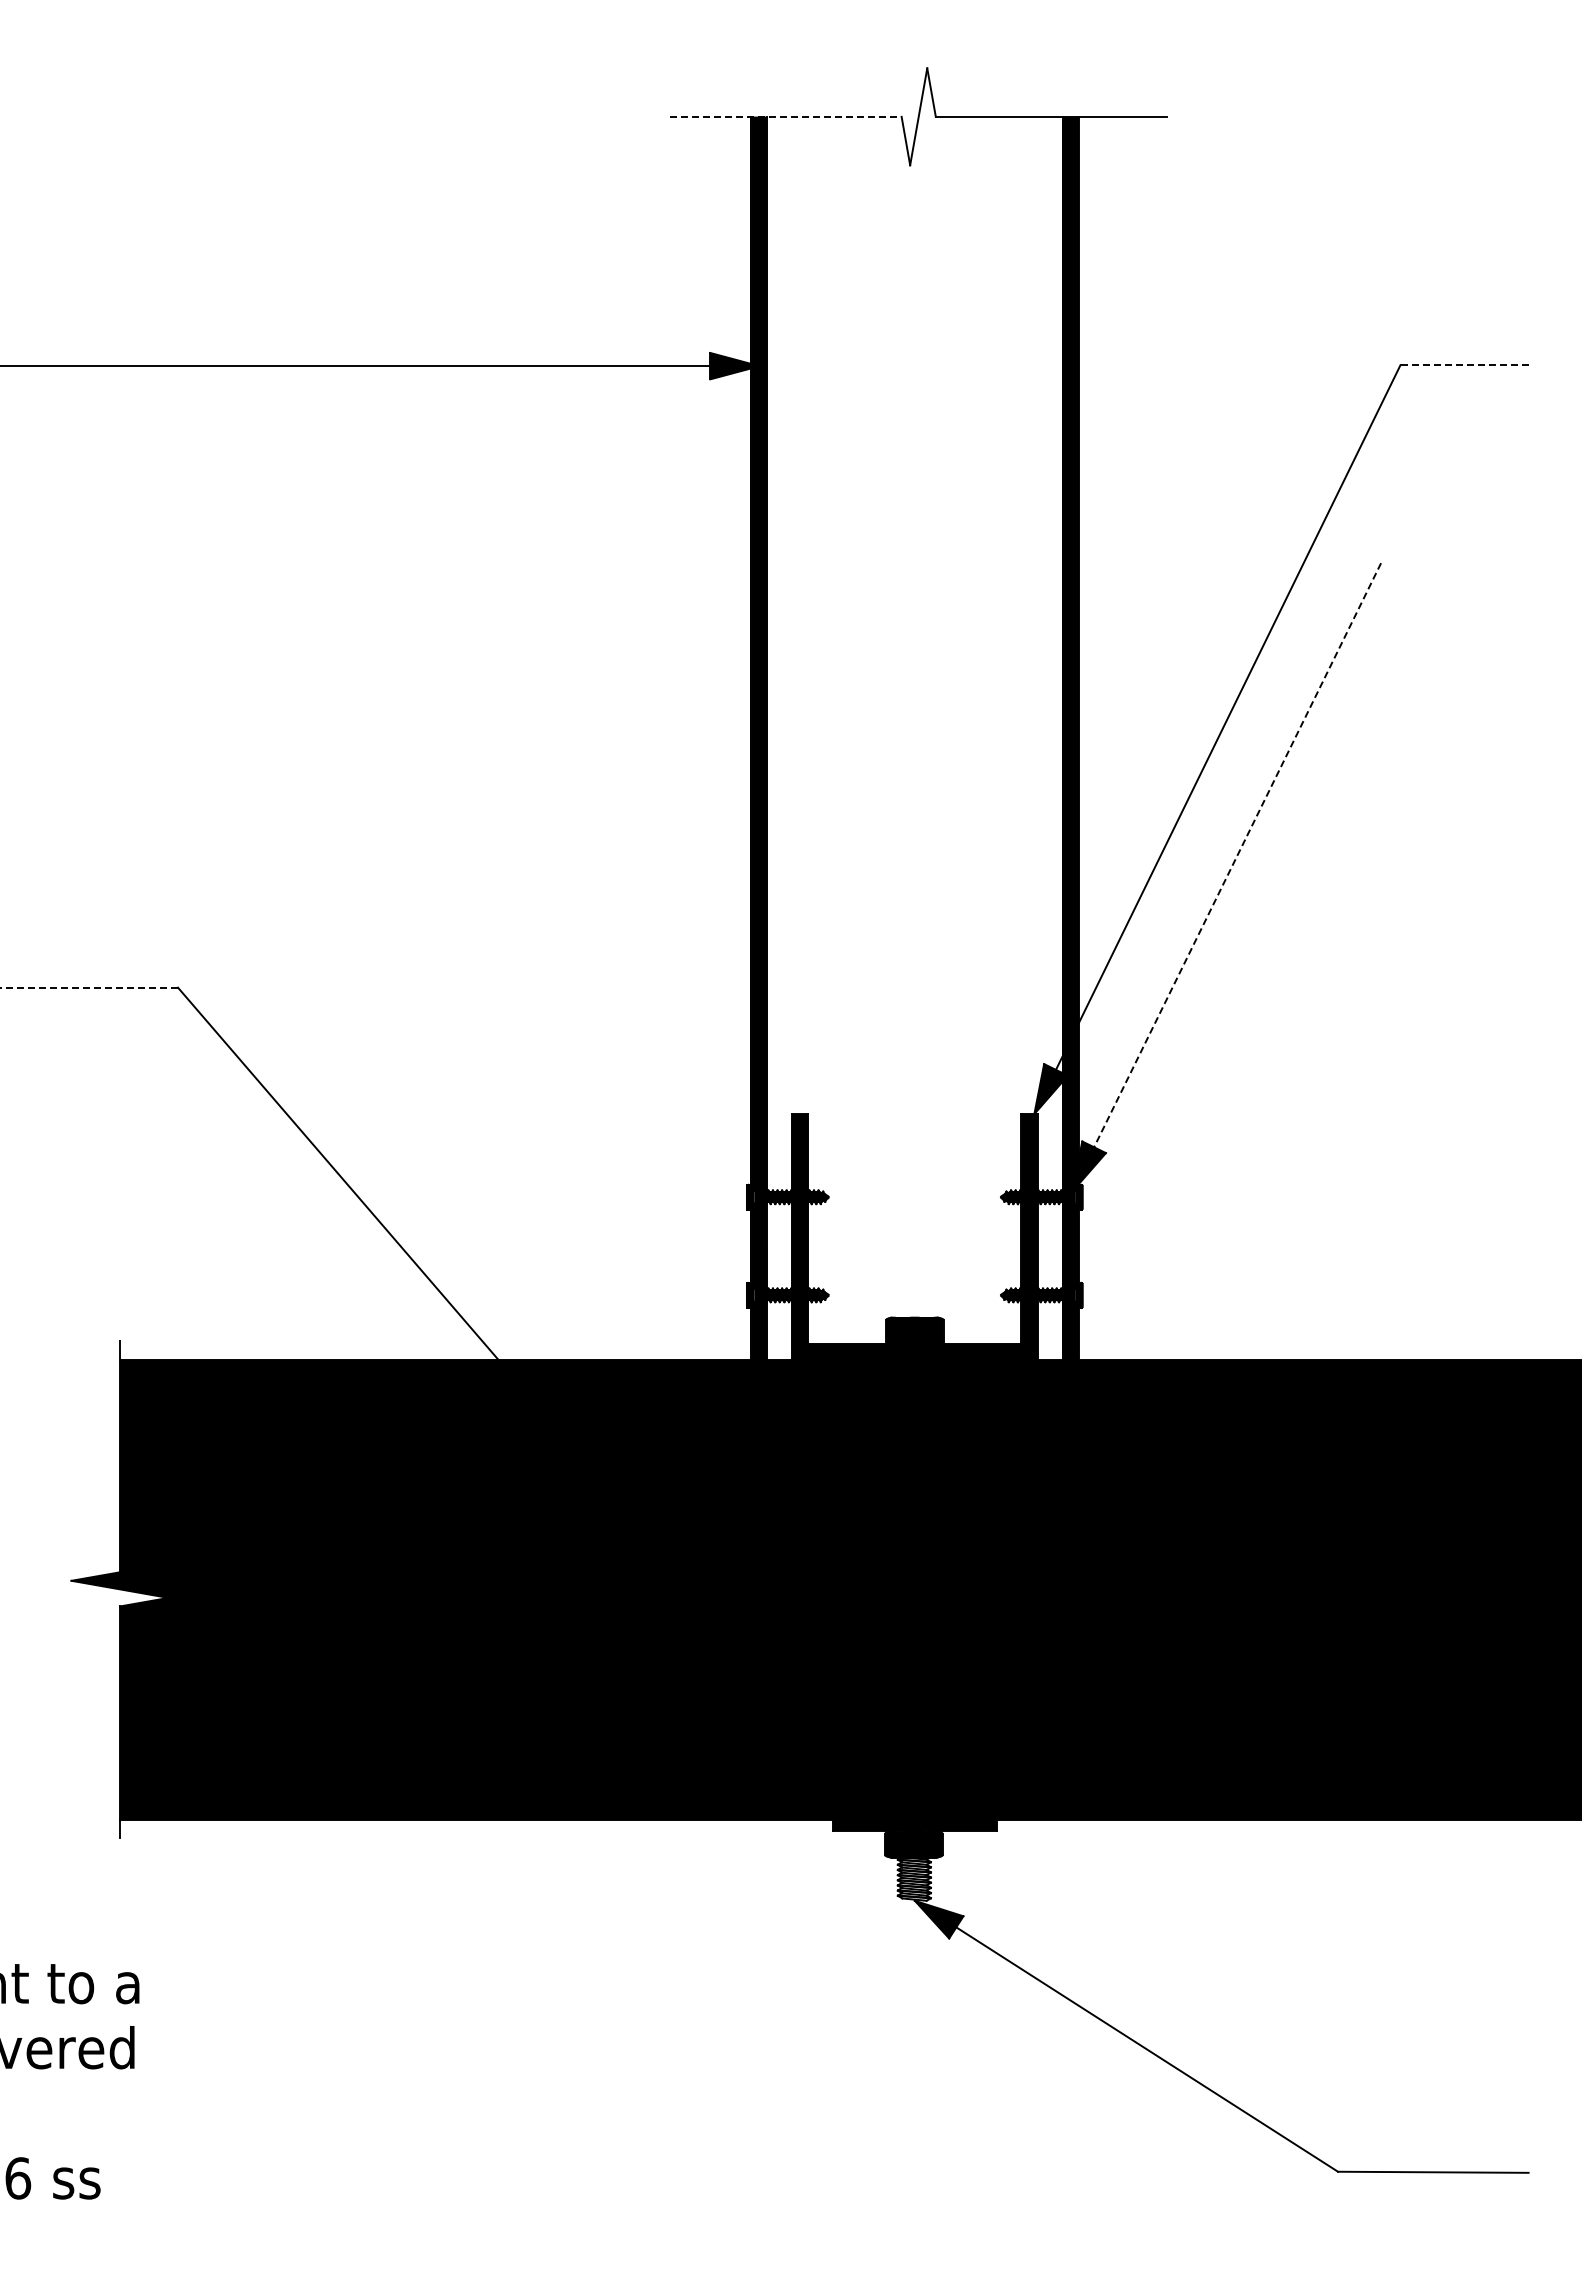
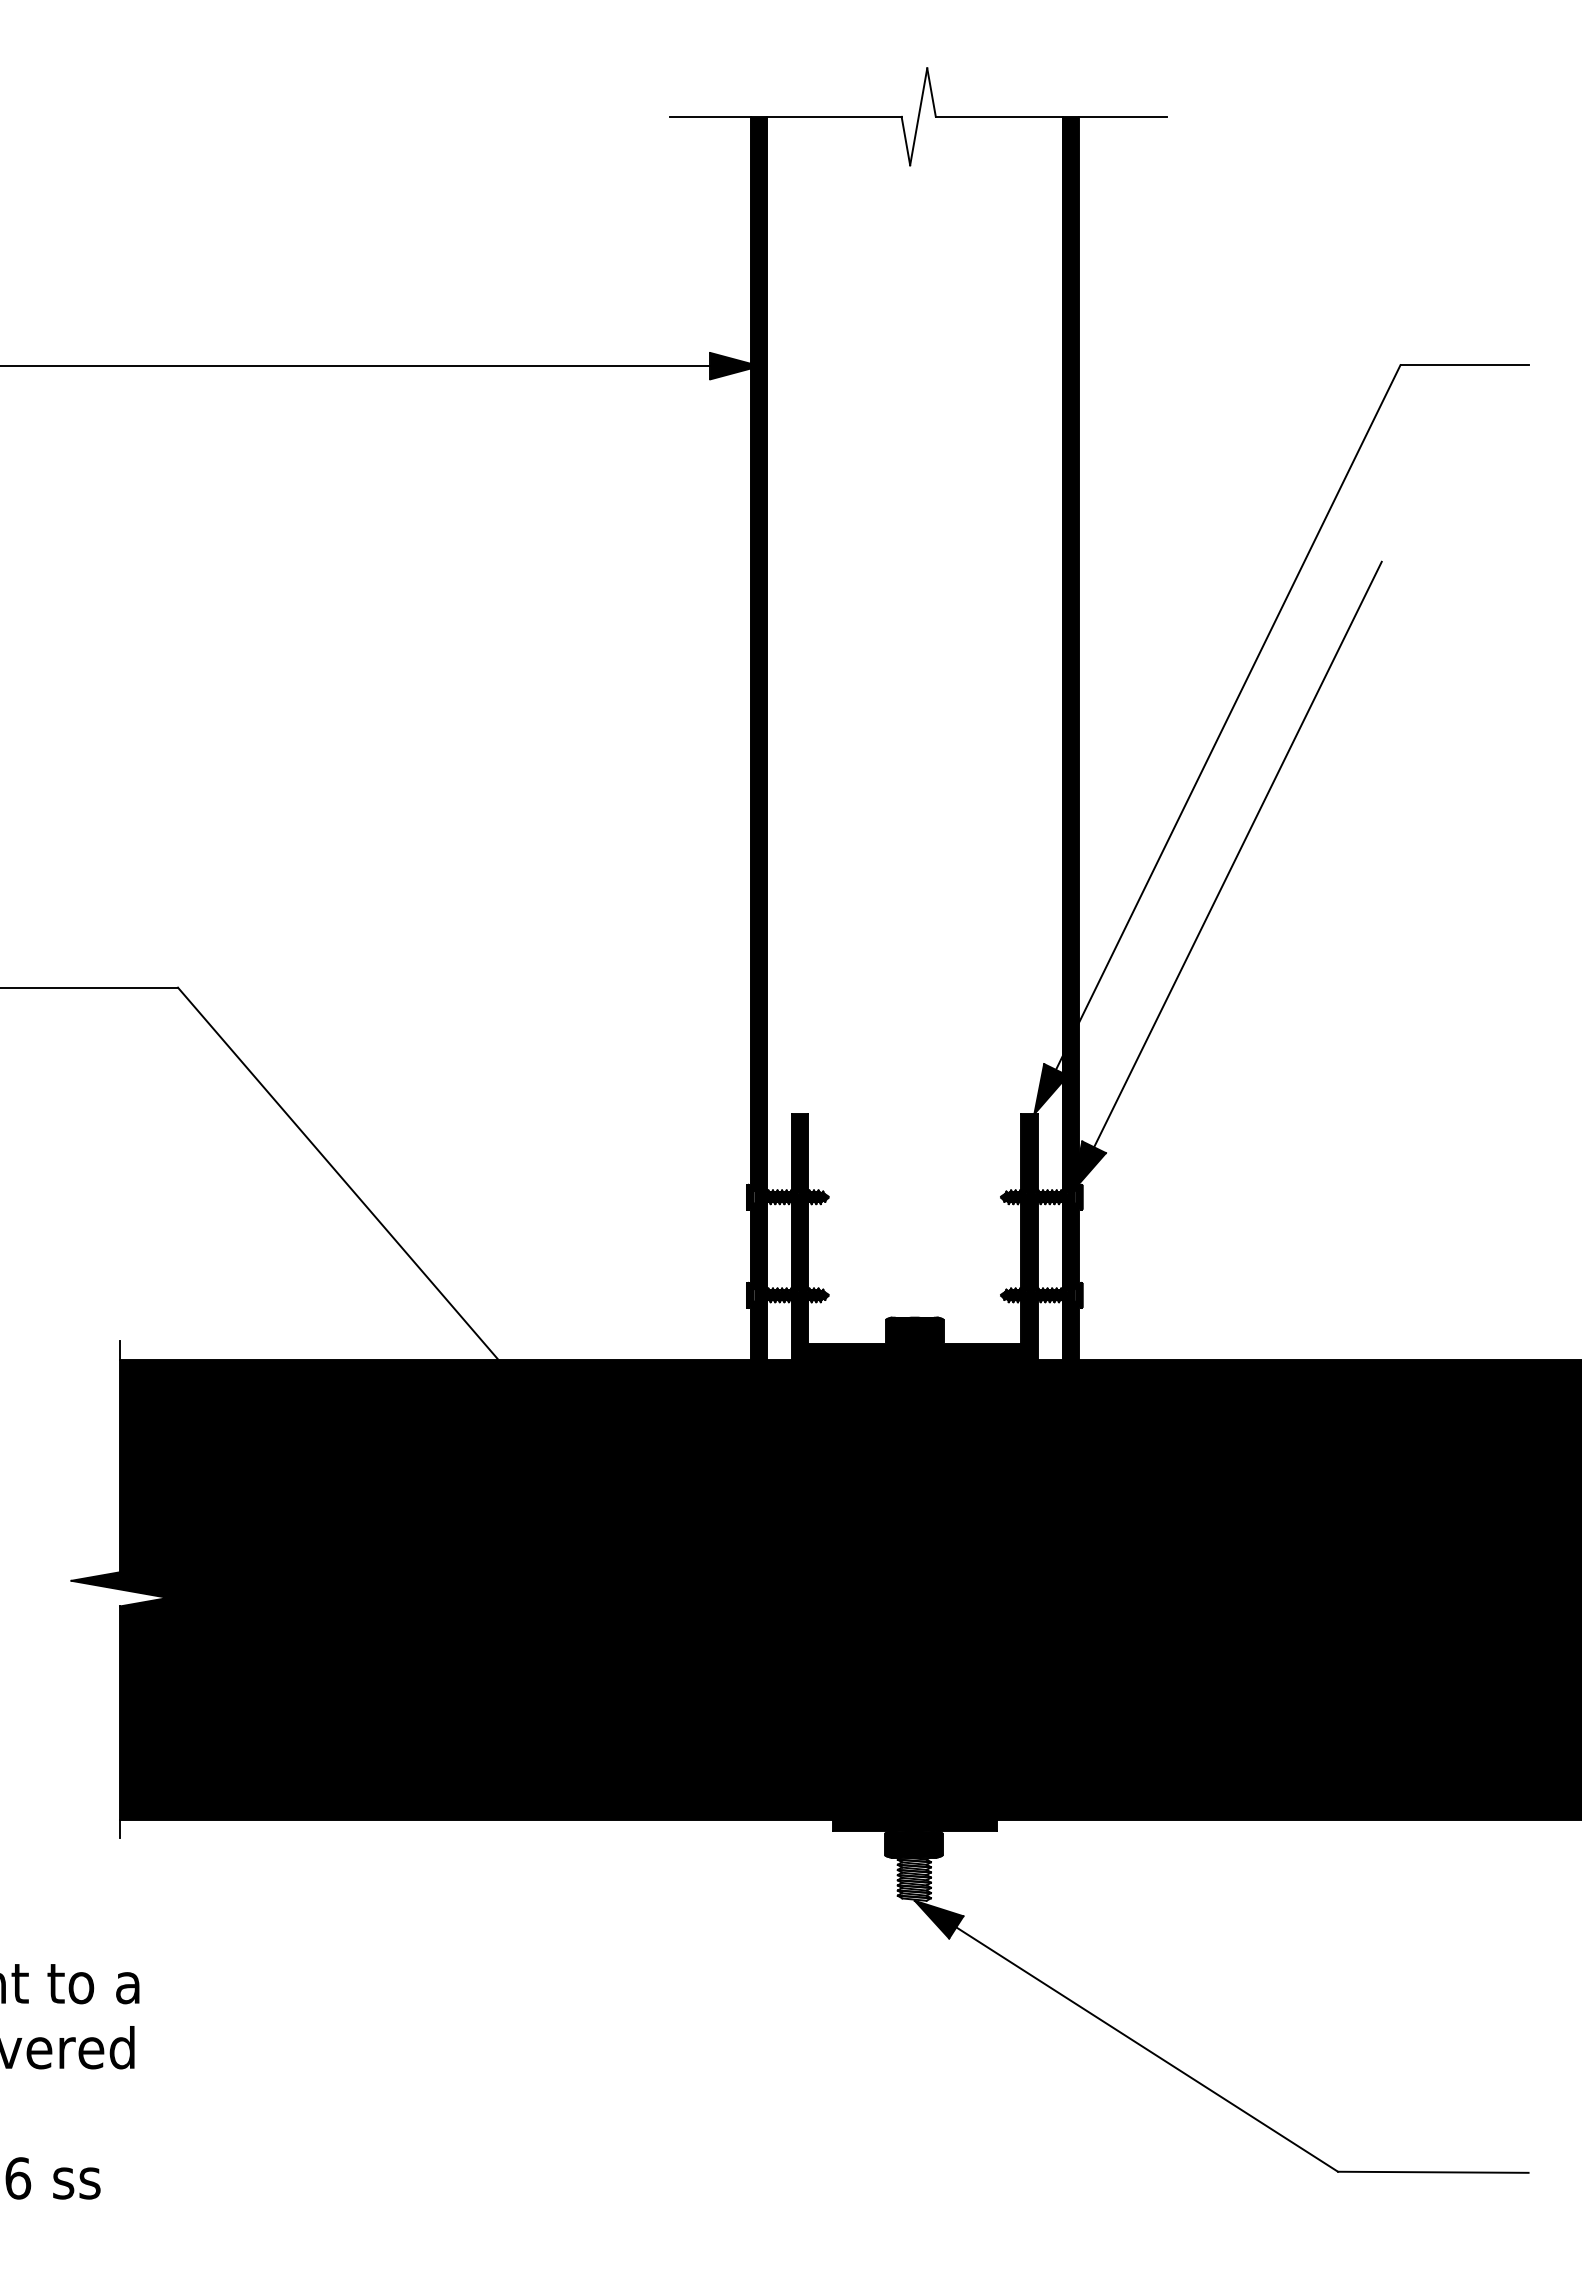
line: dashed -> solid (785, 116)
line: dashed -> solid (1465, 365)
line: dashed -> solid (1227, 876)
line: dashed -> solid (89, 987)
